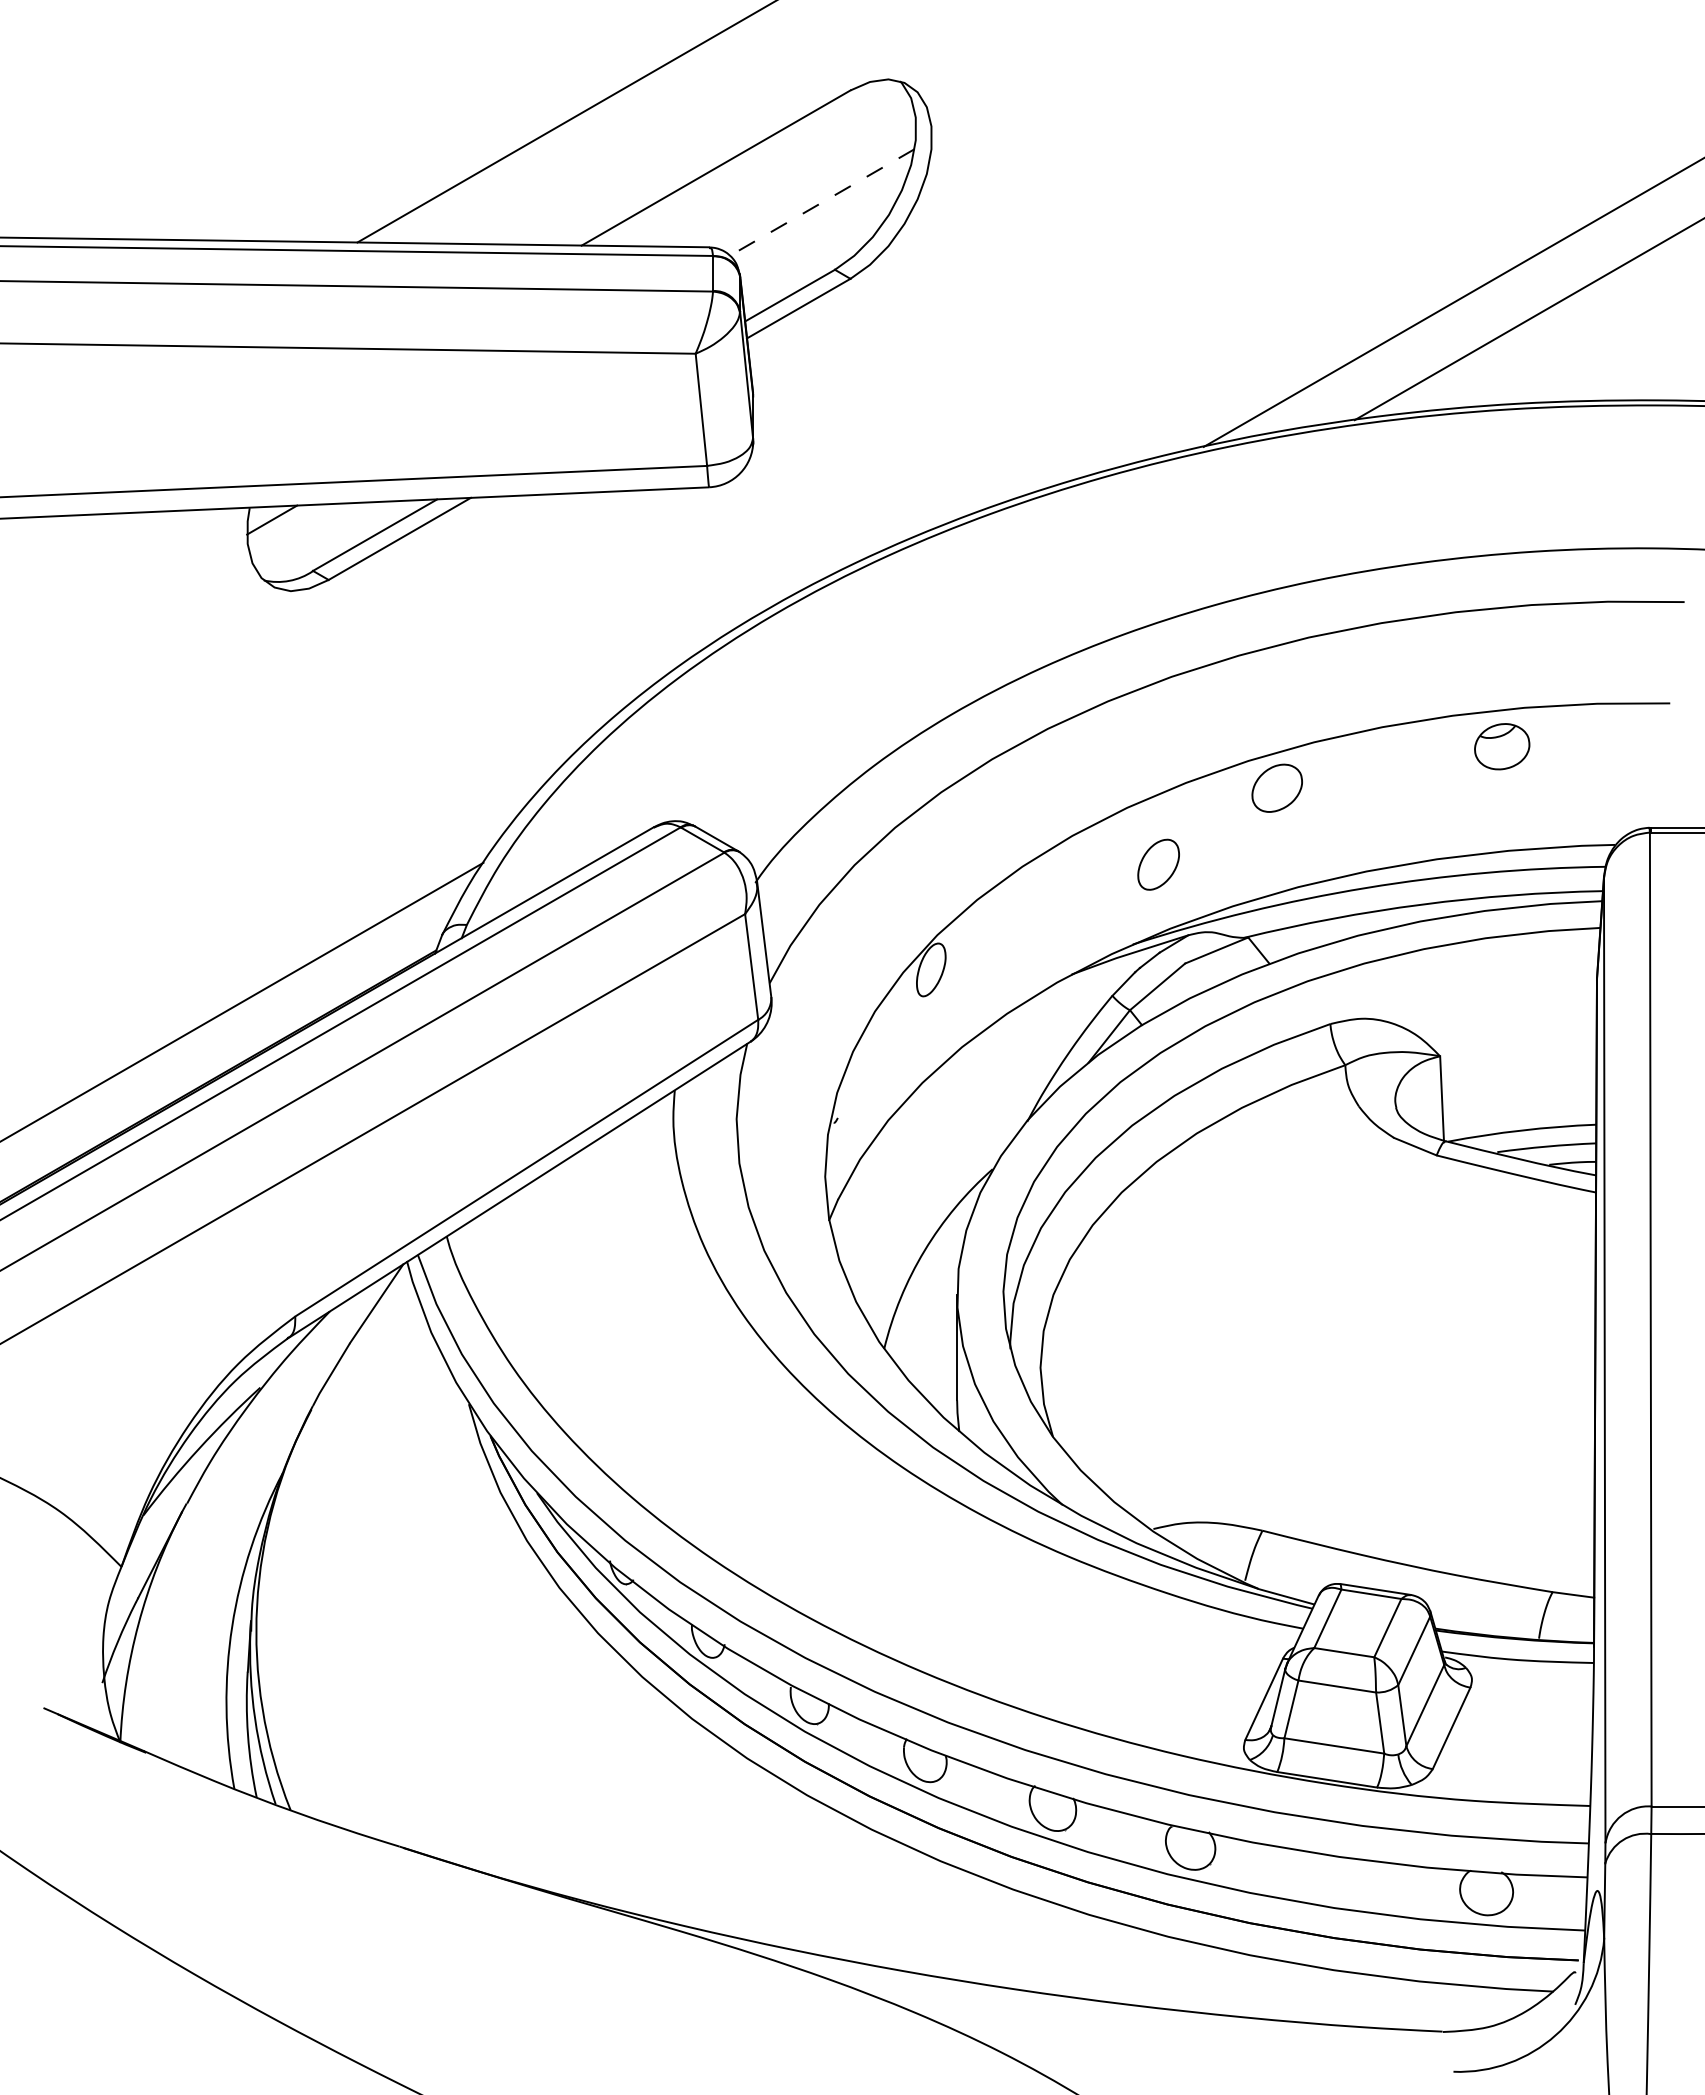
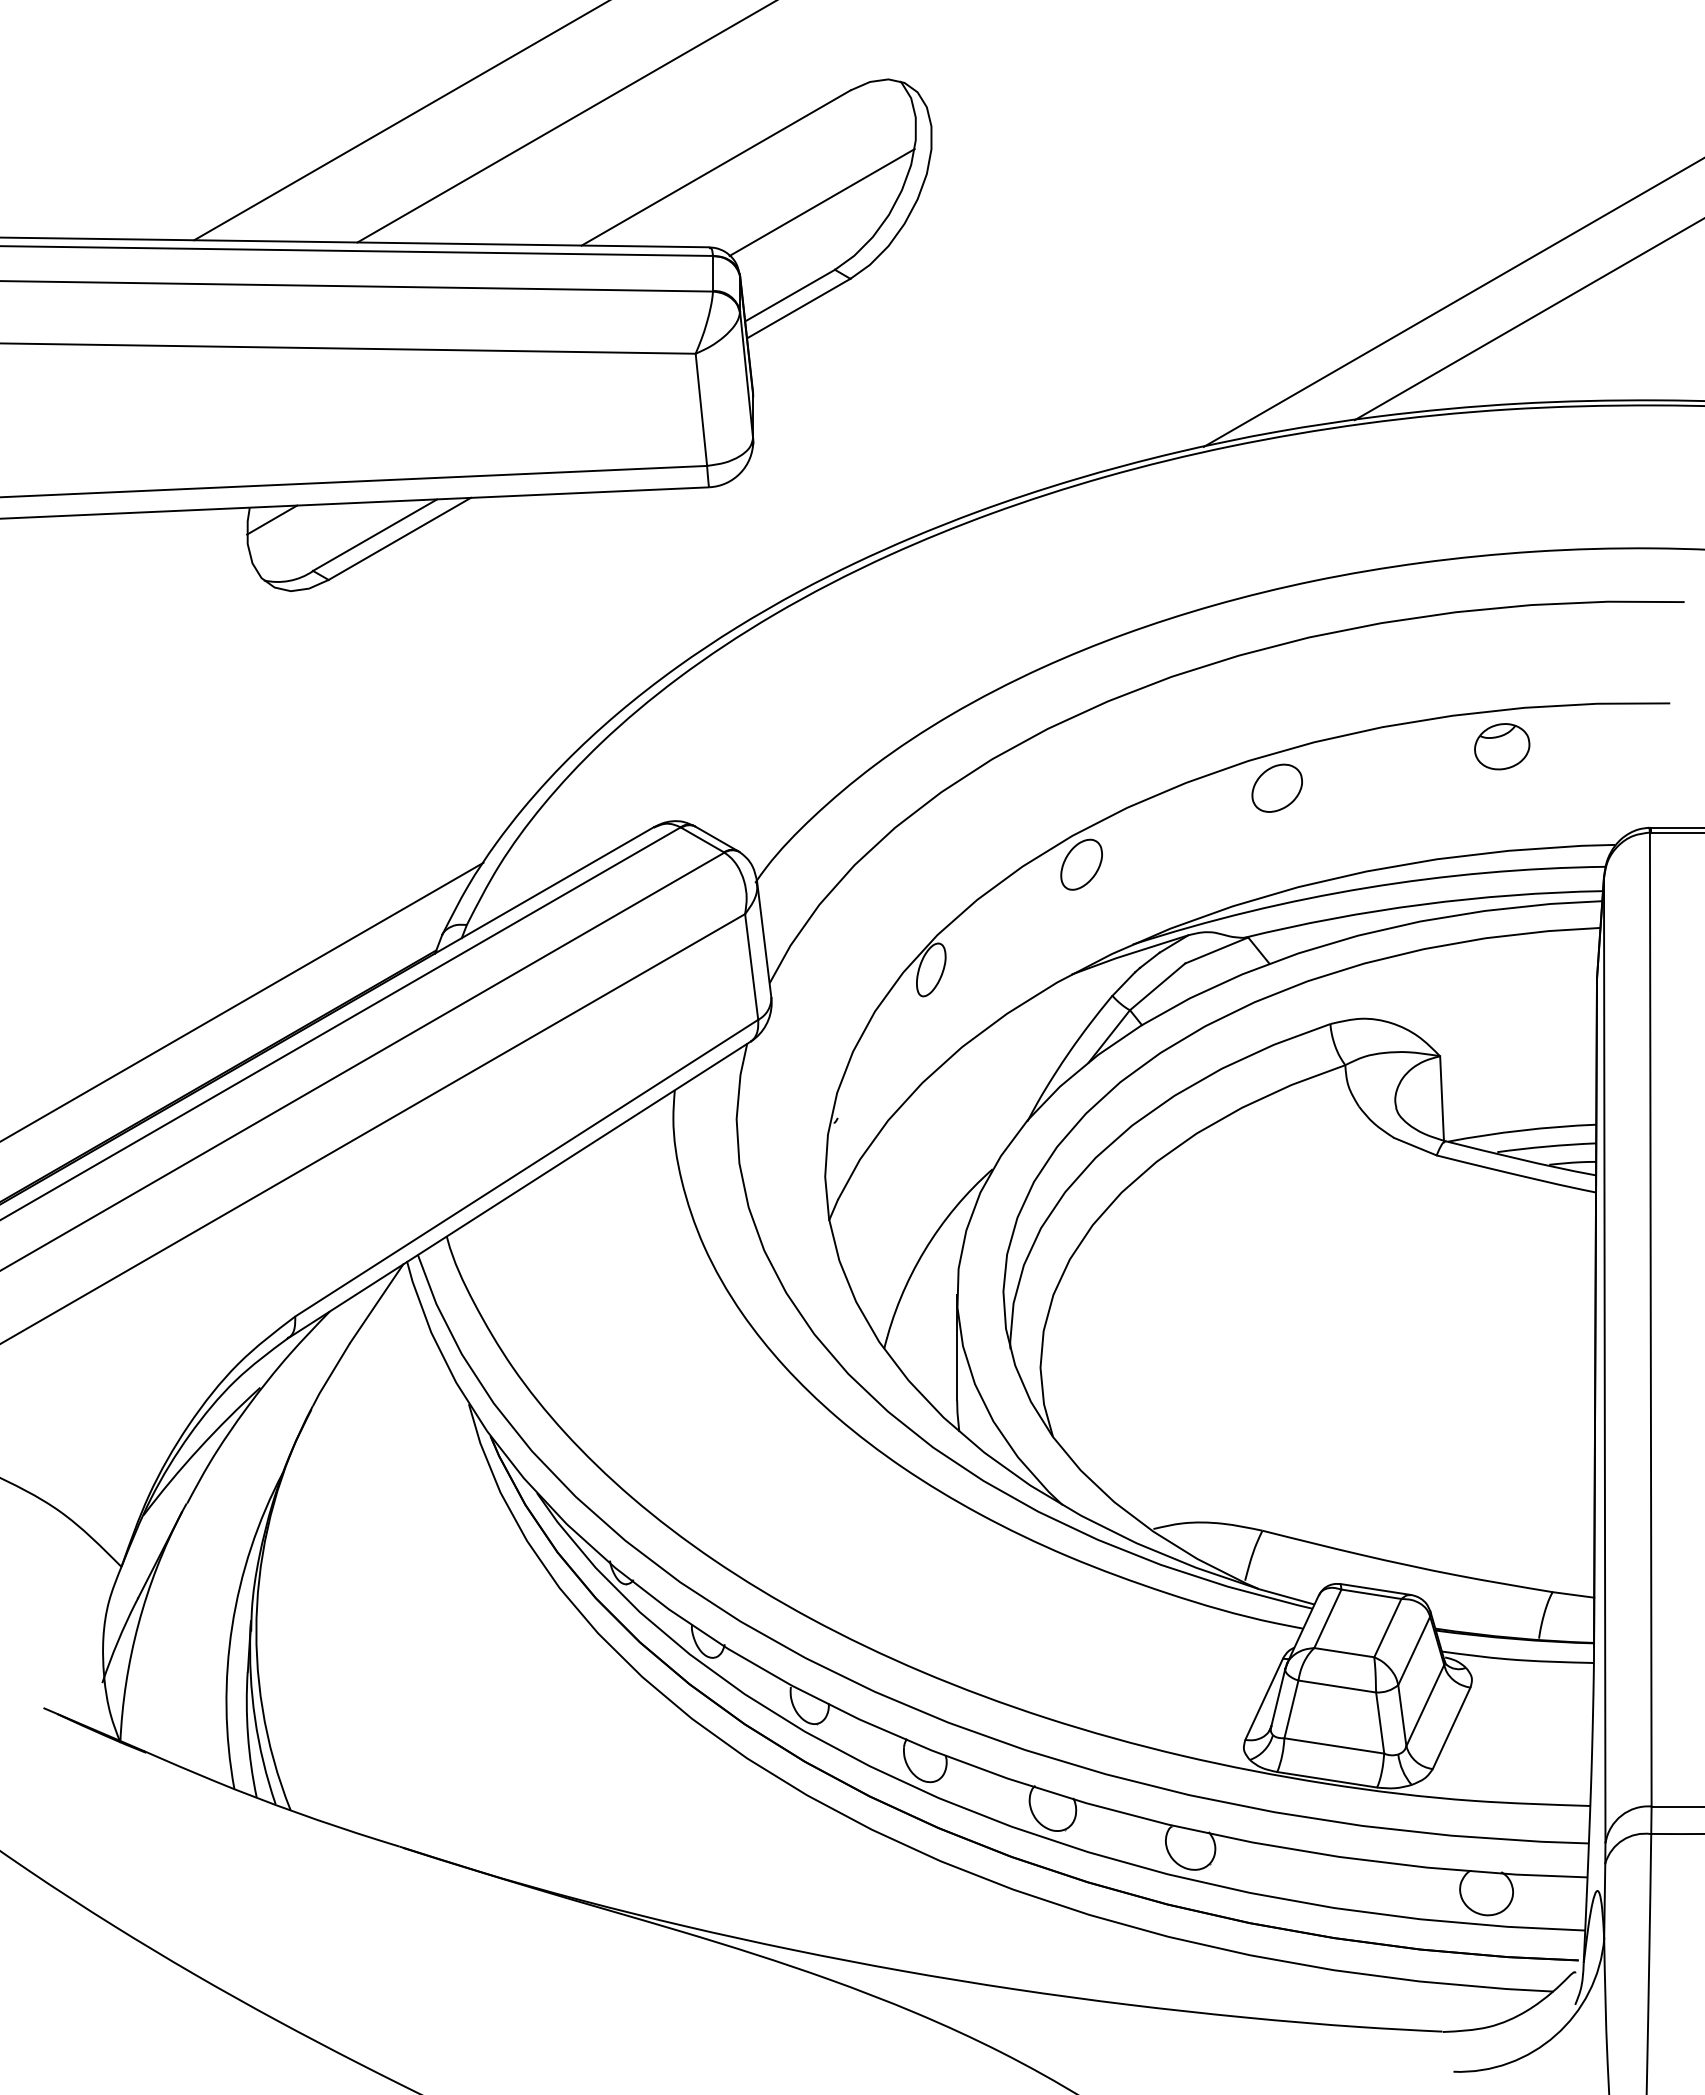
line: none -> present (400, 121)
line: dashed -> solid (822, 202)
part position: (1158, 864) -> (1081, 864) (1081, 864)
